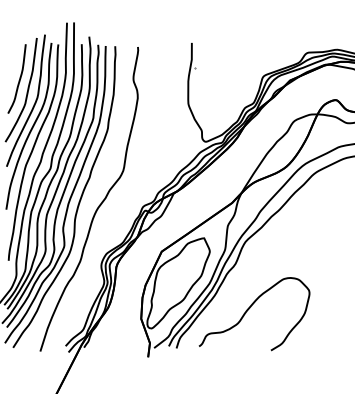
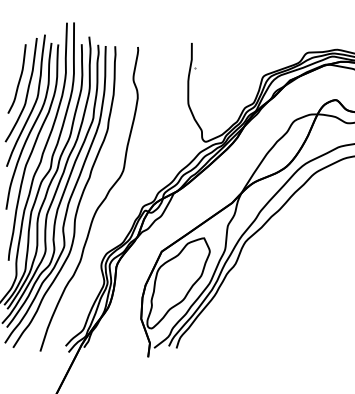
curve: present -> none (249, 309)
